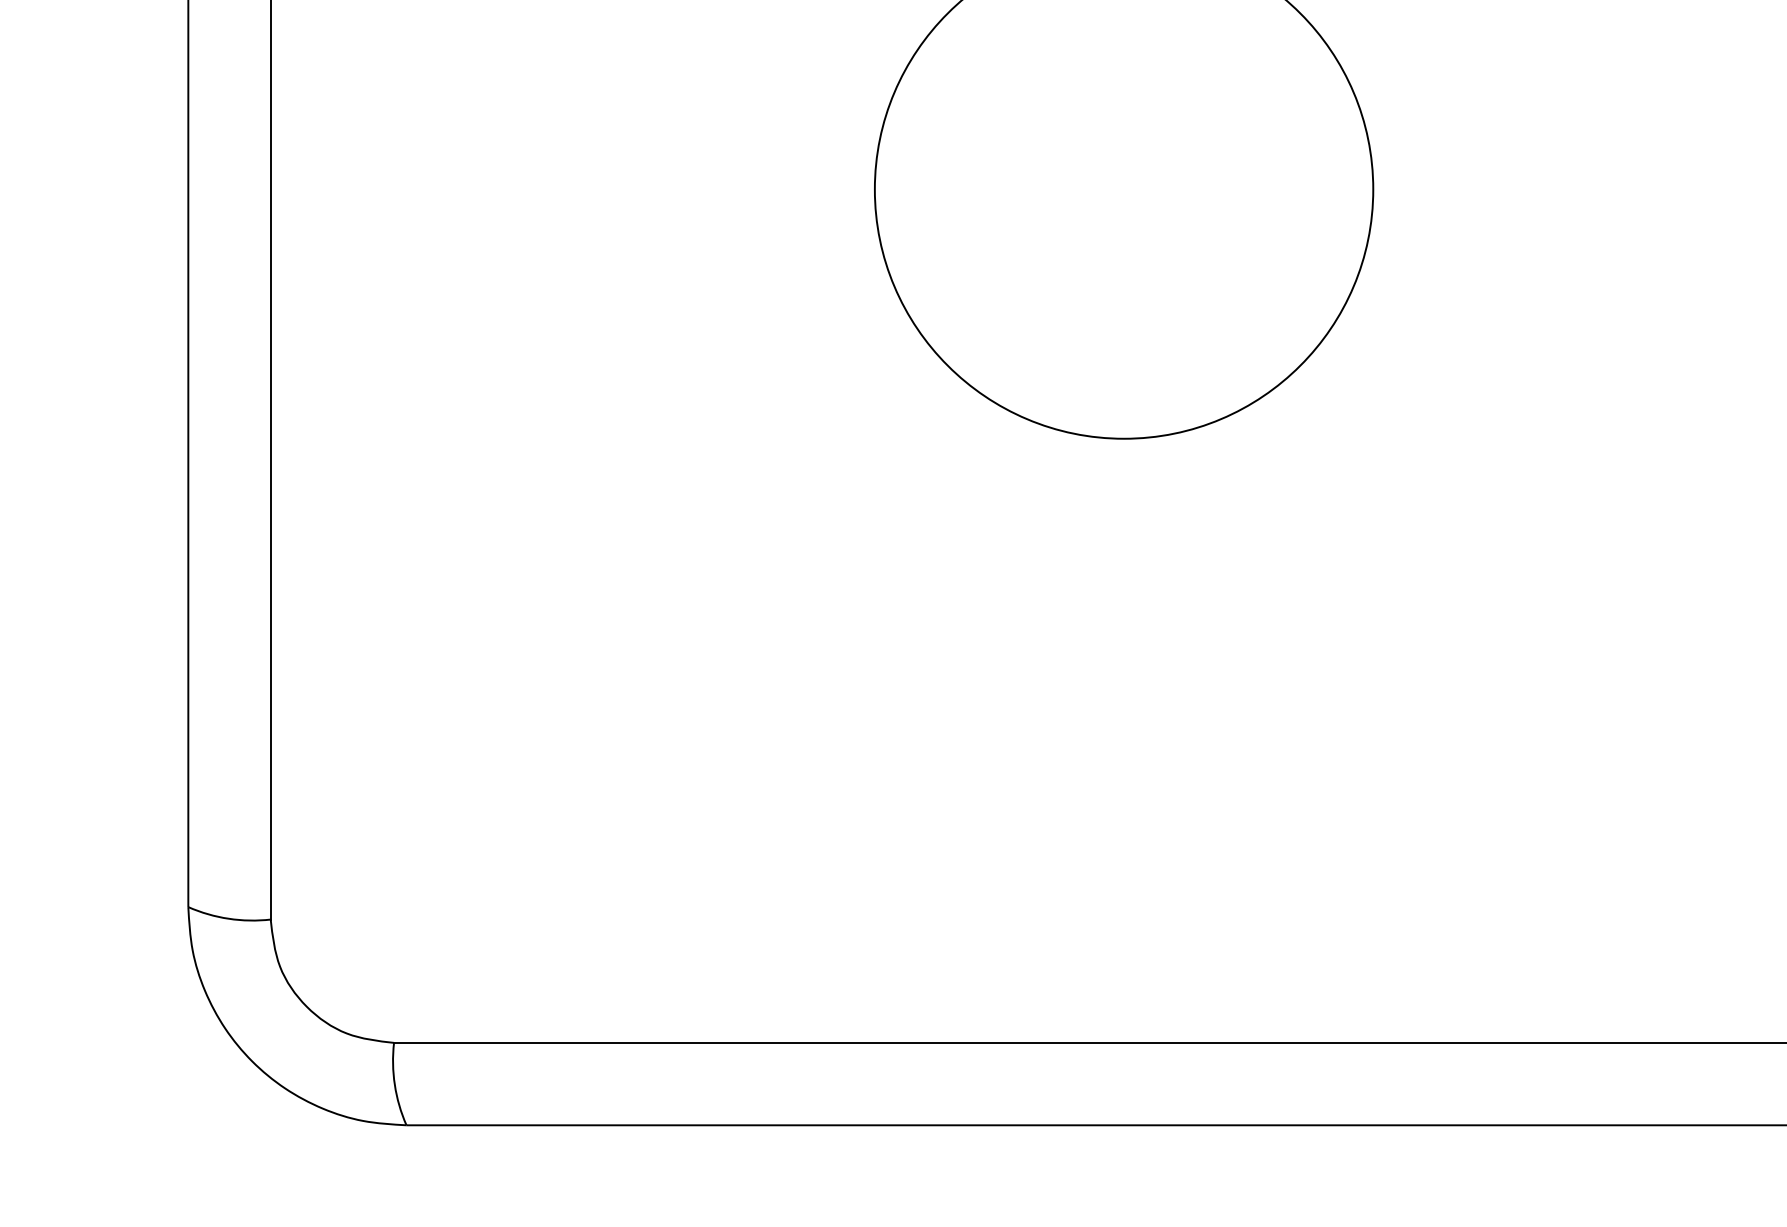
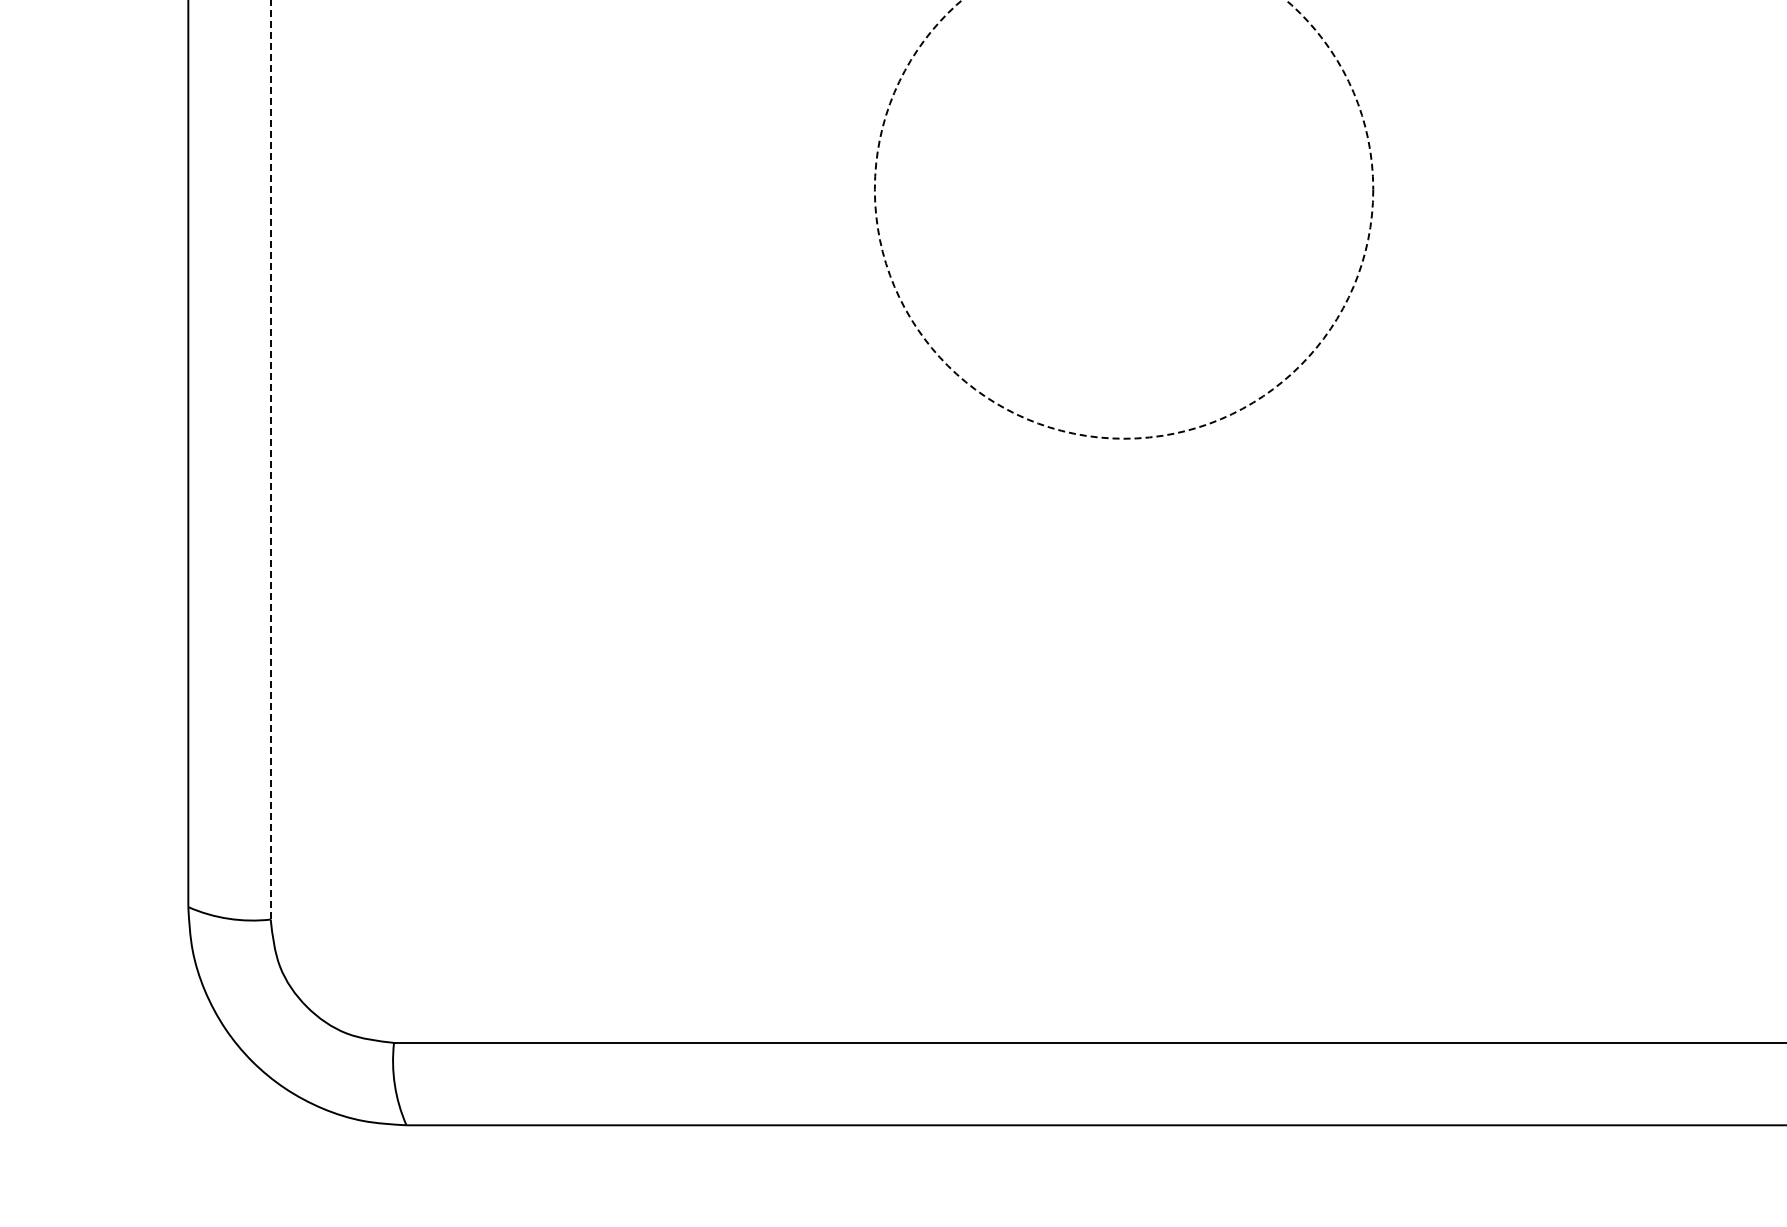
circle: solid -> dashed (1123, 219)
line: solid -> dashed (270, 459)
